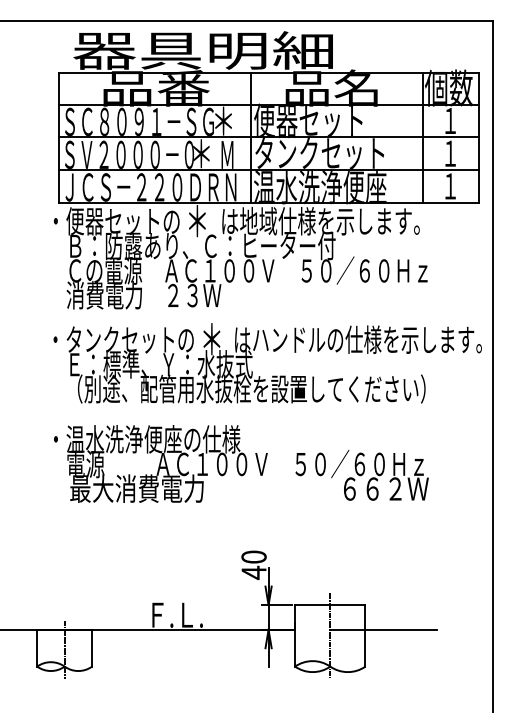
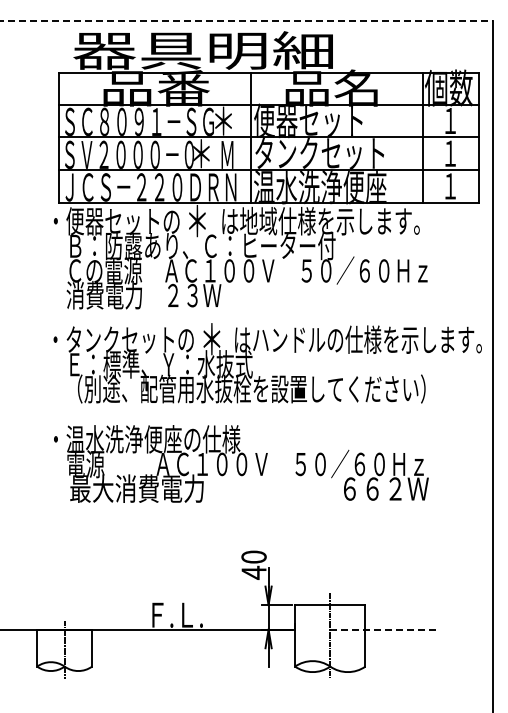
line: solid -> dashed (246, 21)
line: solid -> dashed (384, 629)
